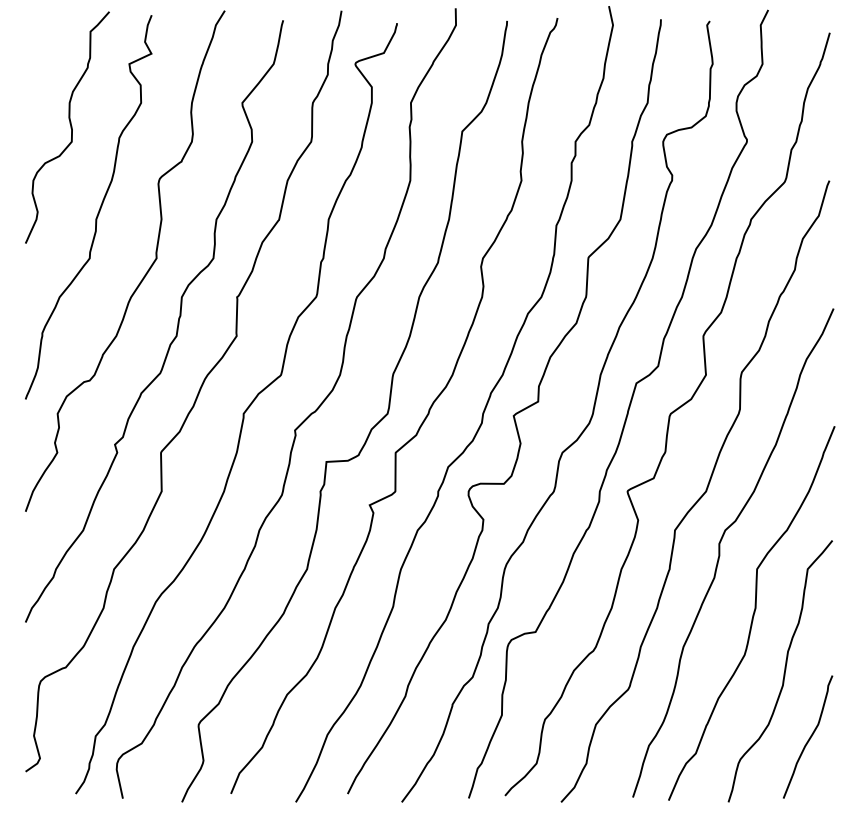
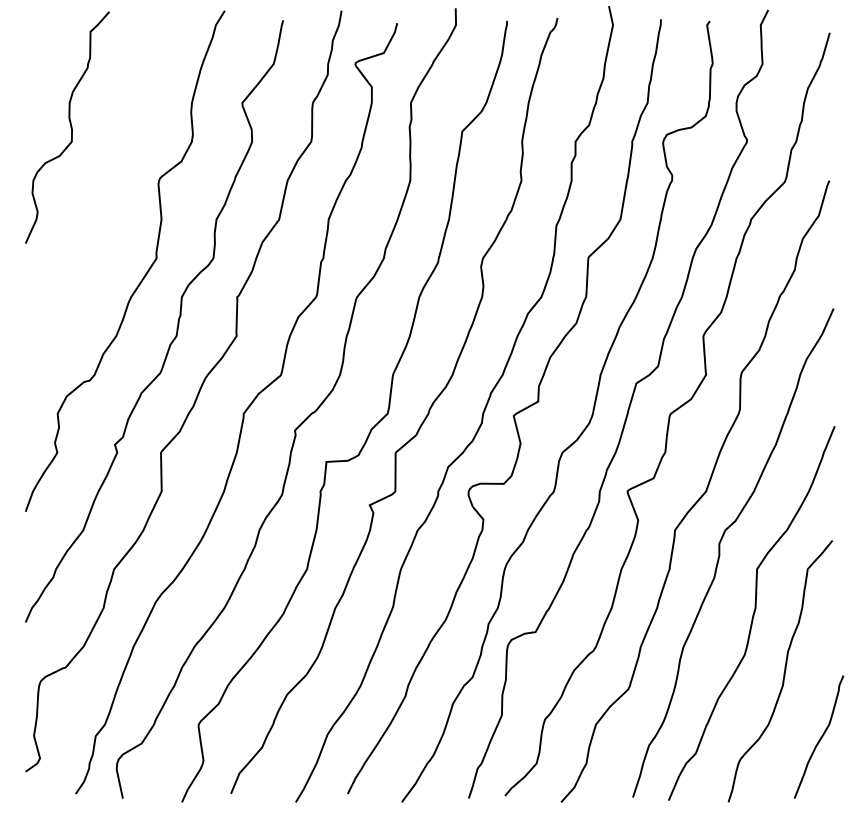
curve: present -> none (98, 210)
curve position: (809, 737) -> (820, 737) (820, 737)
